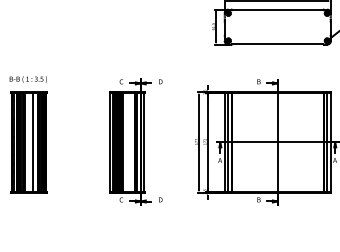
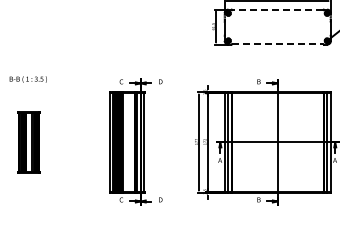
line: solid -> dashed (277, 10)
line: solid -> dashed (278, 44)
part size: 38x103 px -> 24x63 px (28, 142)
